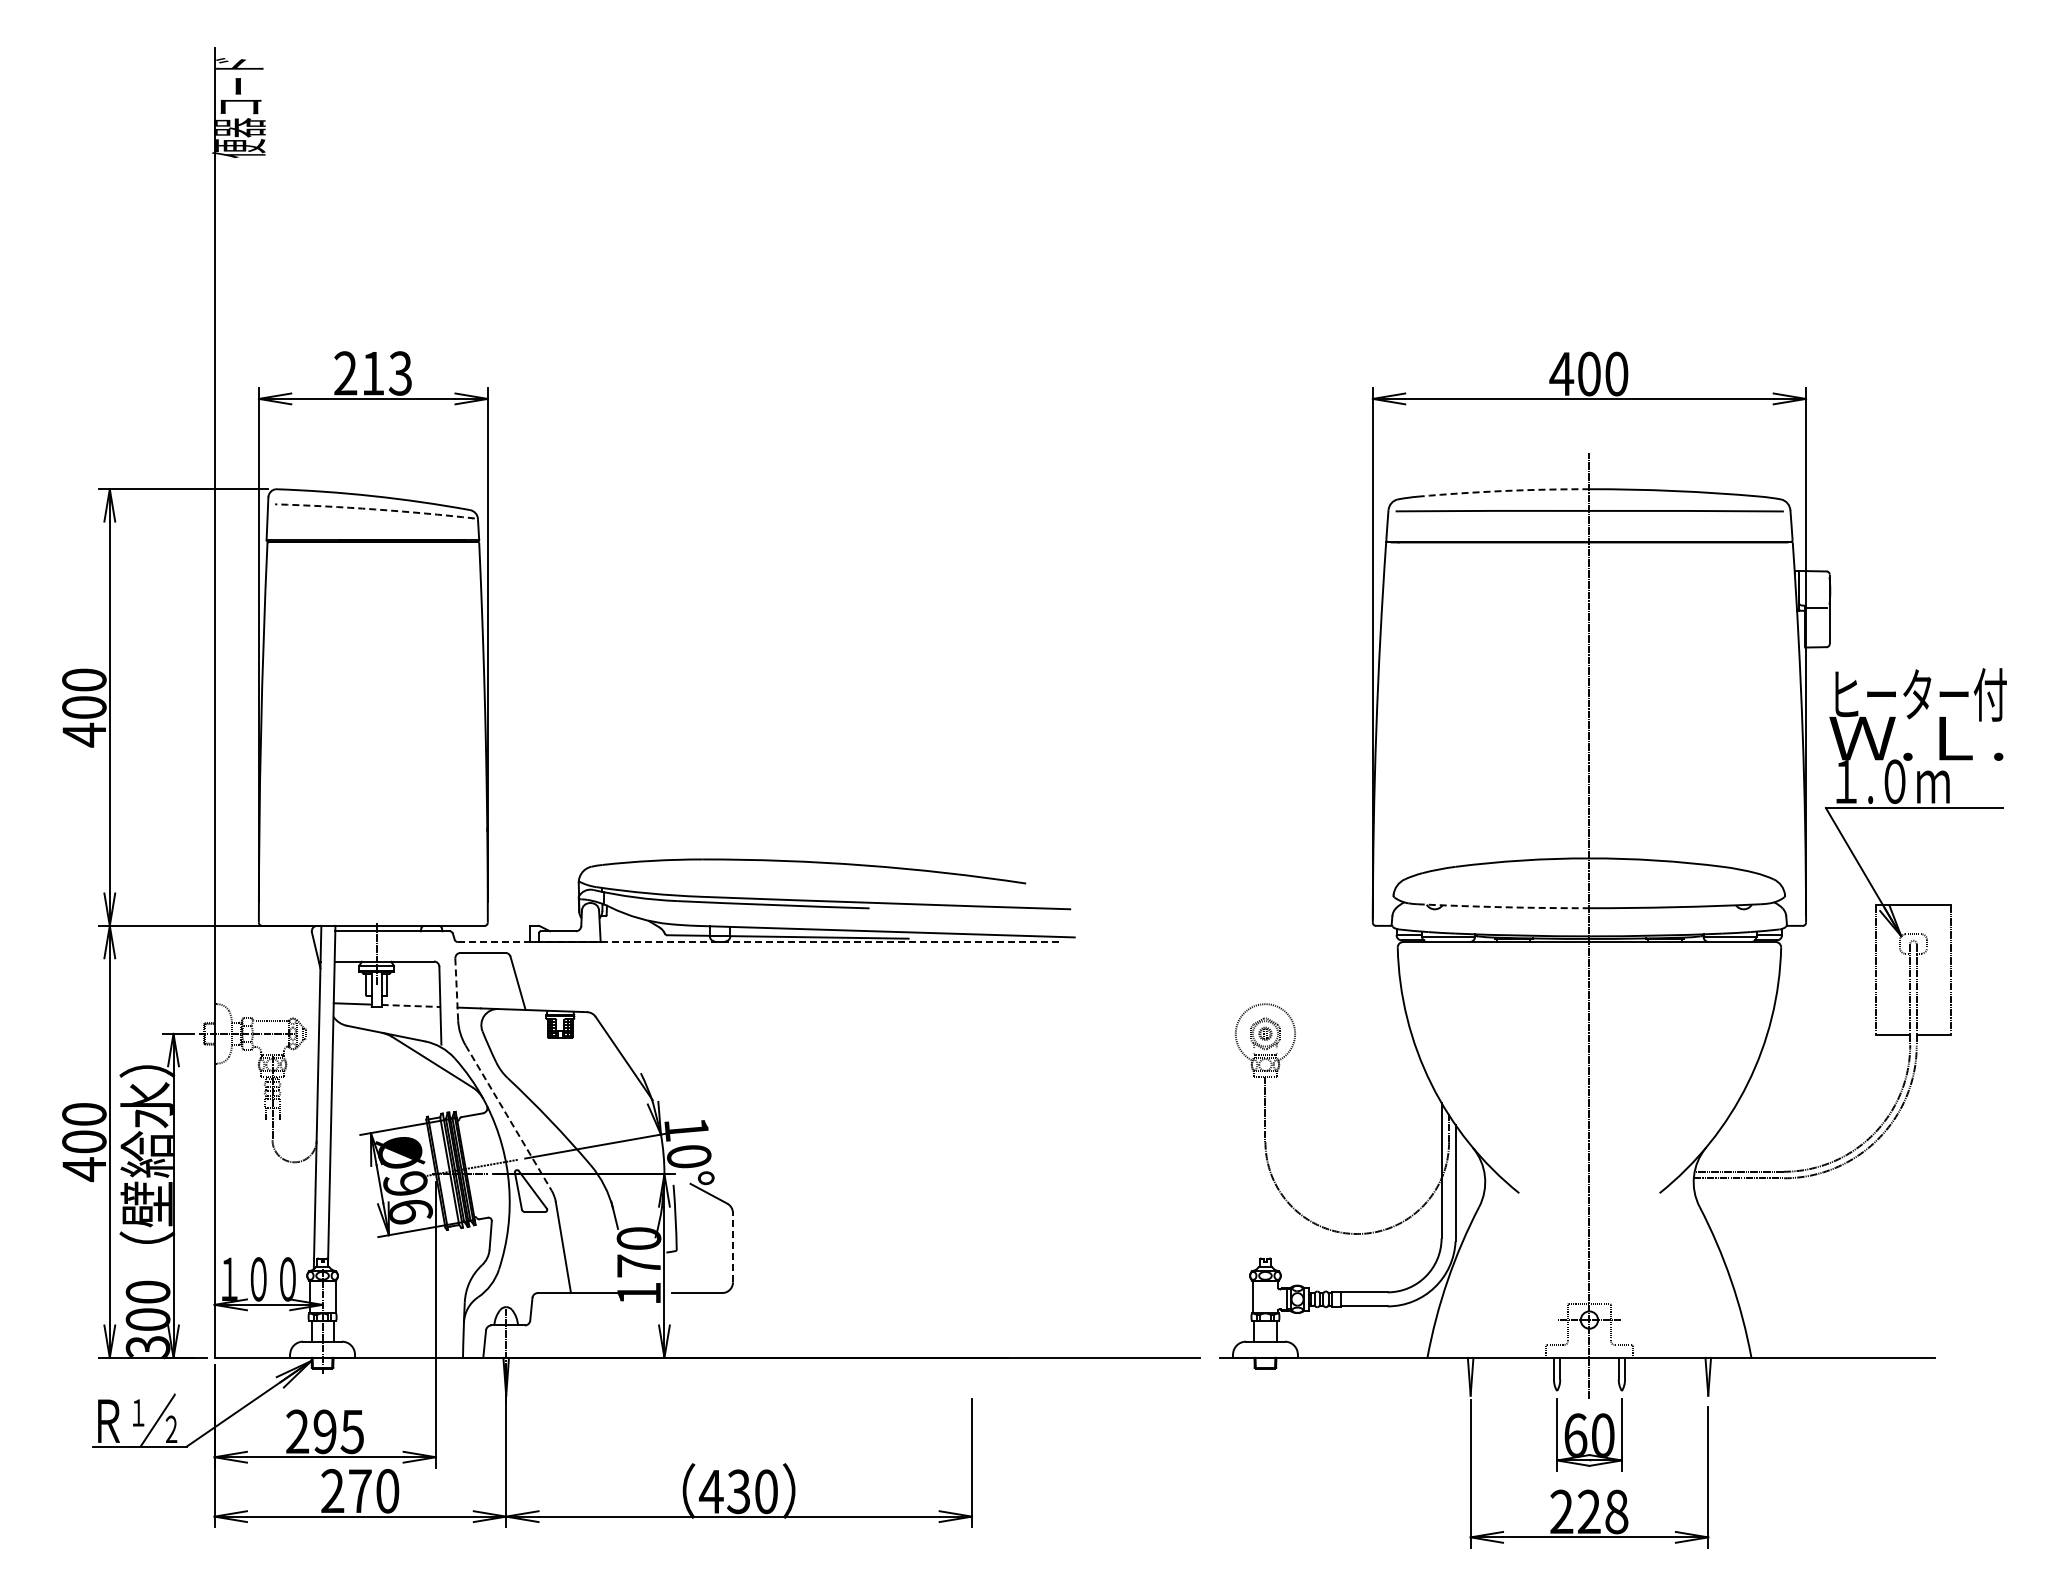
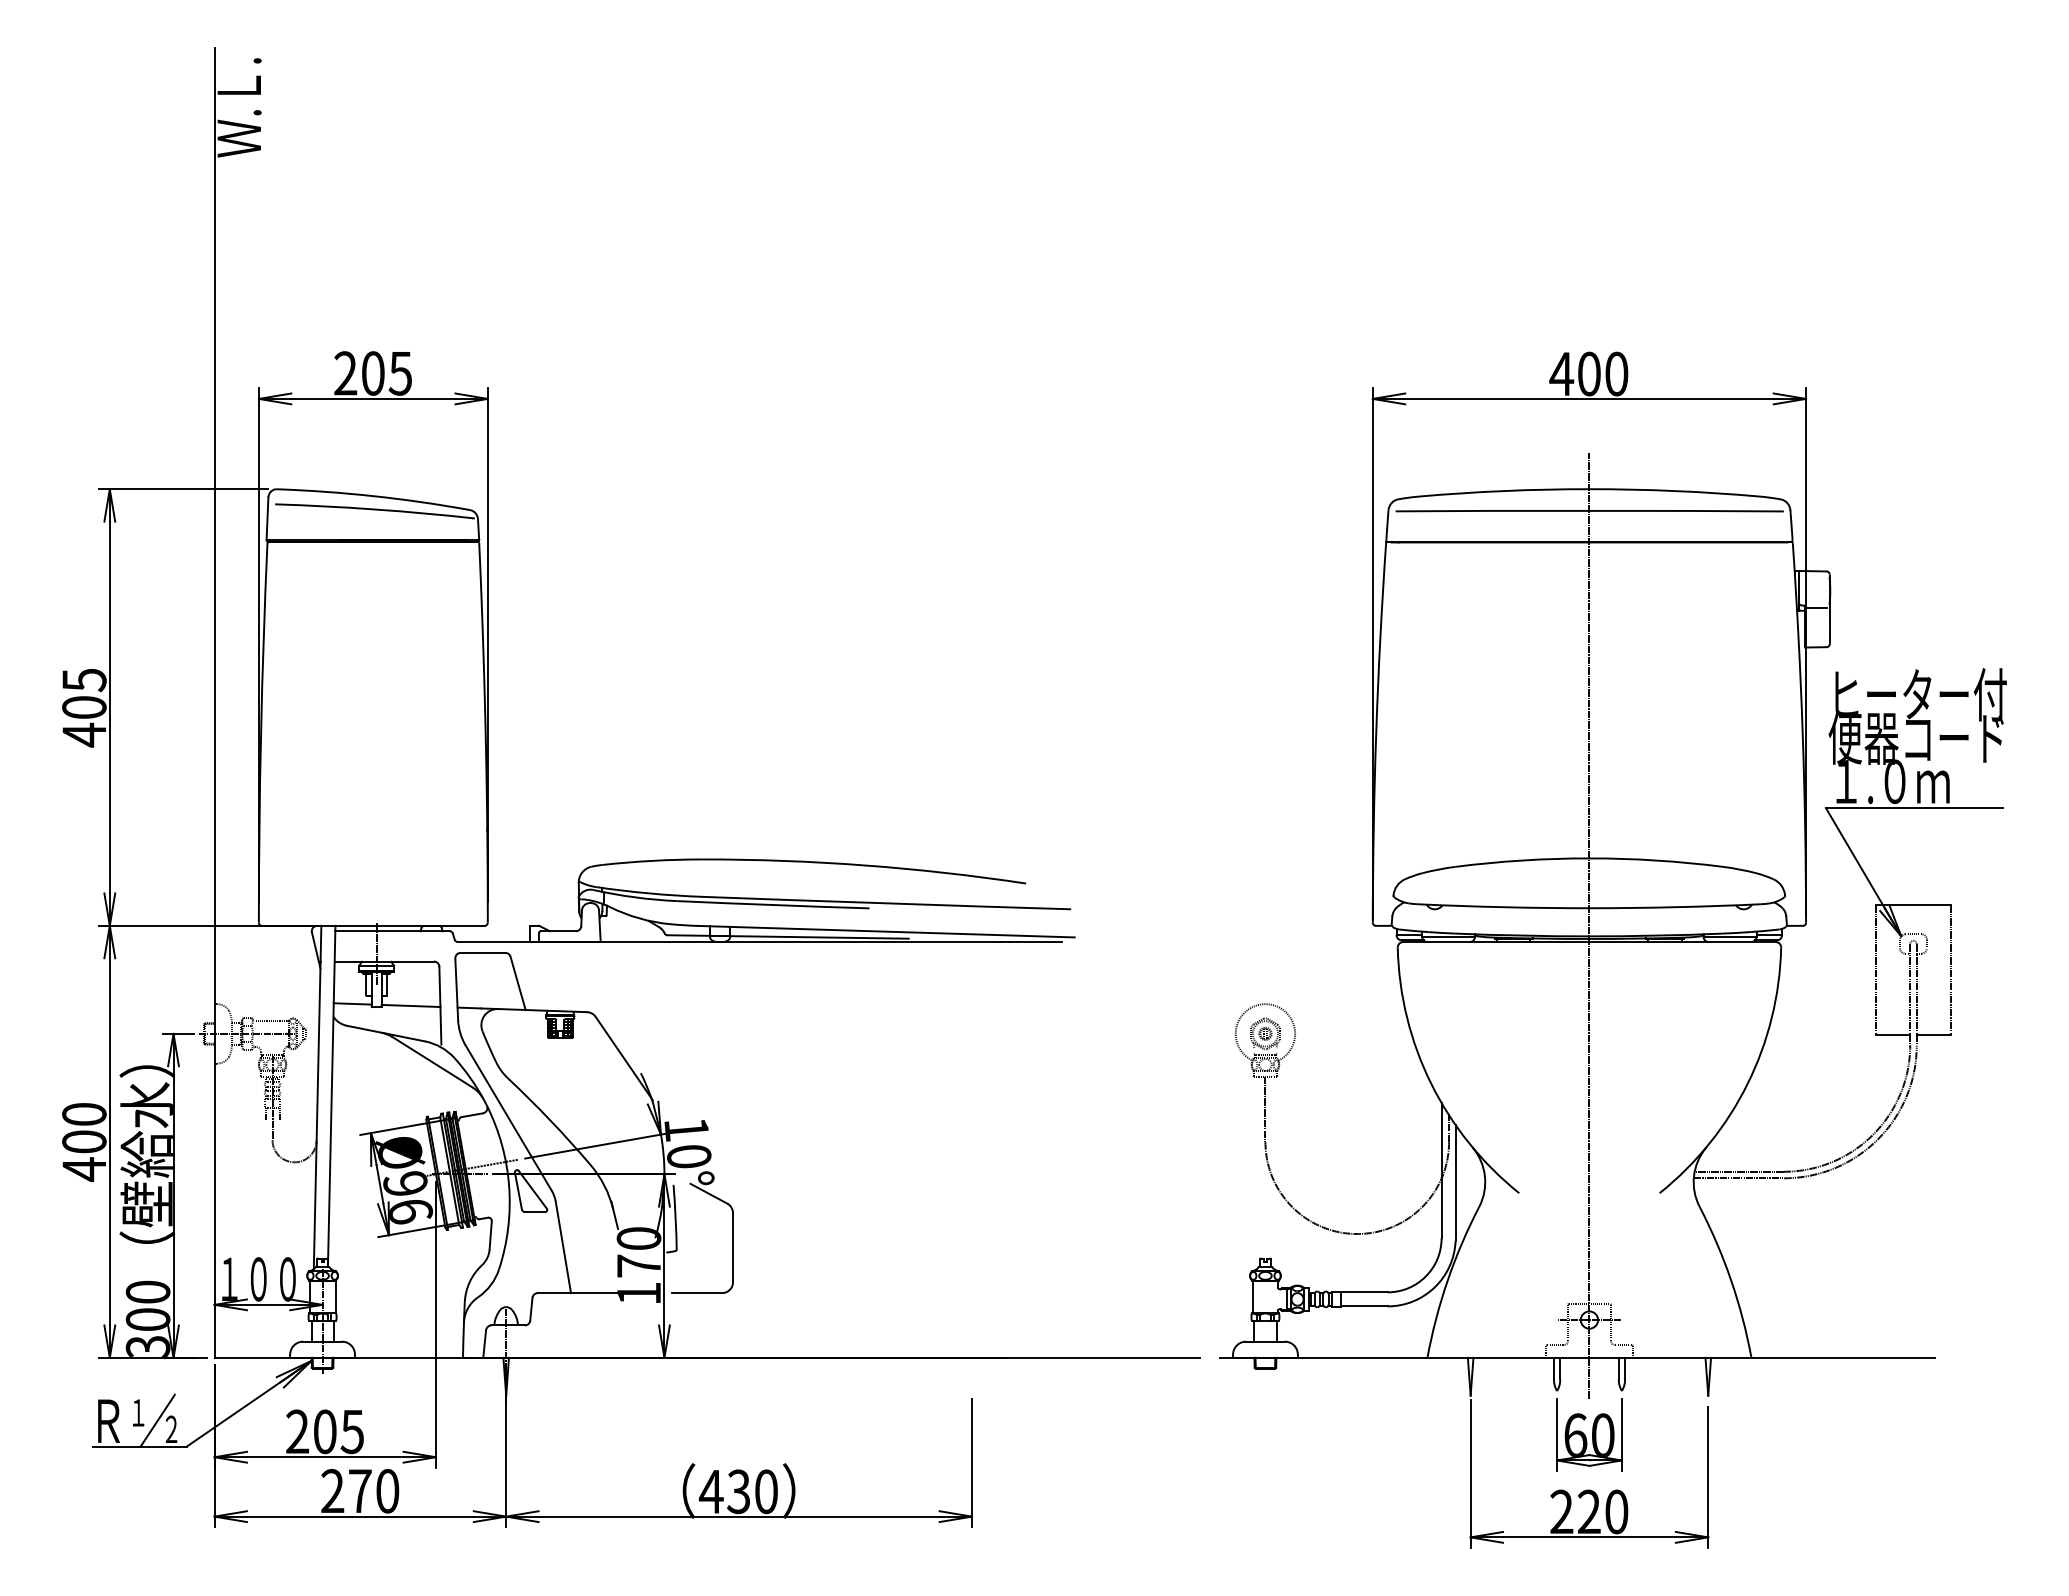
text: 便器コード -> Ｗ.Ｌ. (238, 108)
text: 213 -> 205 (386, 373)
arc: dashed -> solid (1504, 491)
arc: dashed -> solid (375, 509)
text: 400 -> 405 (84, 680)
text: Ｗ.Ｌ. -> 便器コード (1915, 738)
arc: dashed -> solid (1503, 907)
line: dashed -> solid (760, 942)
line: dashed -> solid (456, 989)
line: dashed -> solid (411, 1006)
line: dashed -> solid (508, 1118)
line: dashed -> solid (733, 1247)
text: 295 -> 205 (324, 1431)
text: 228 -> 220 (1616, 1511)
